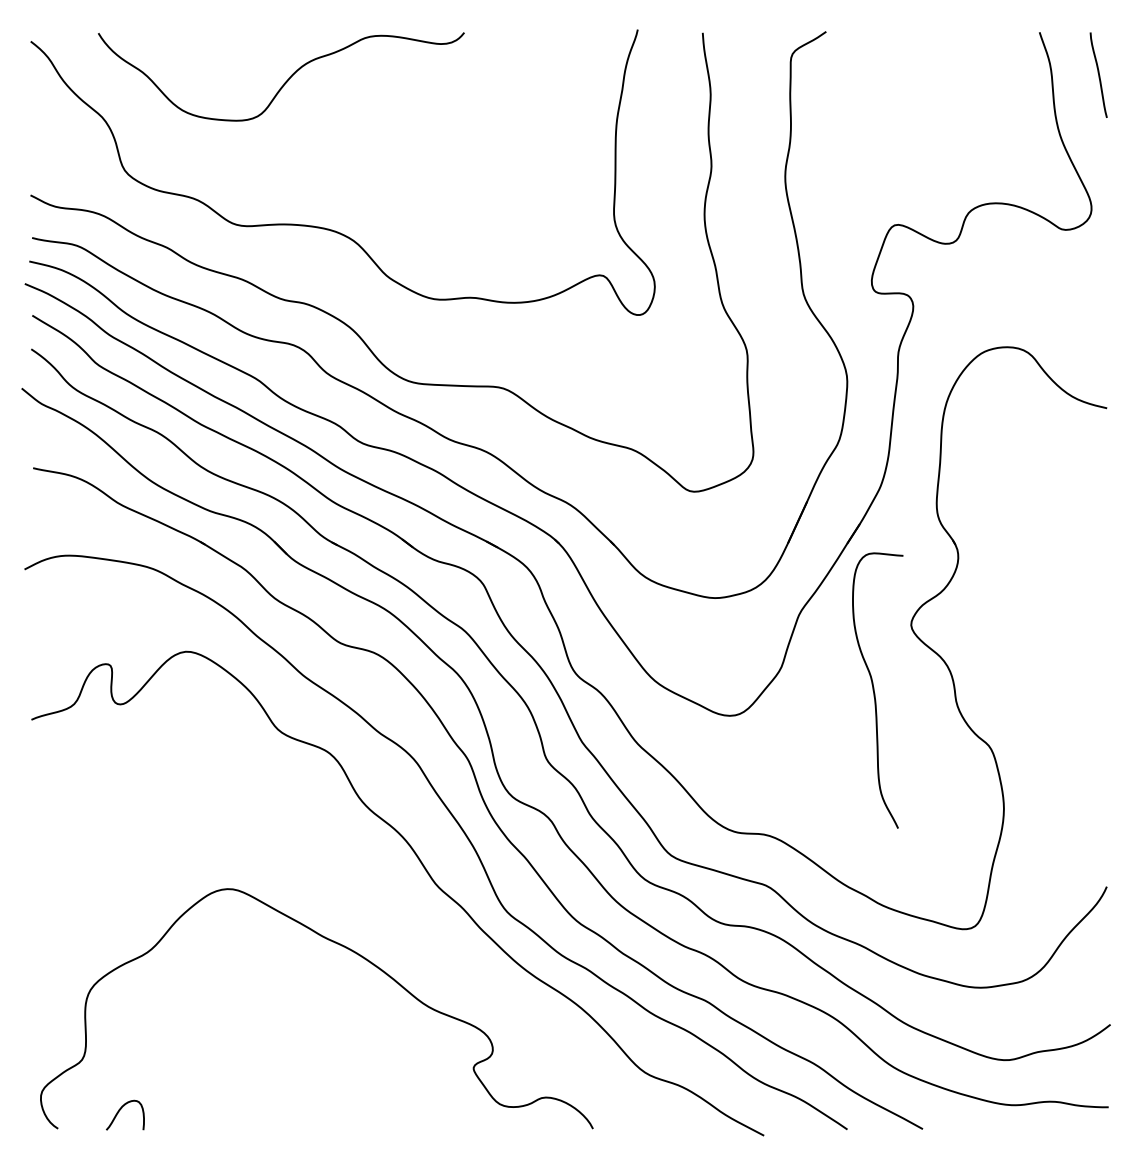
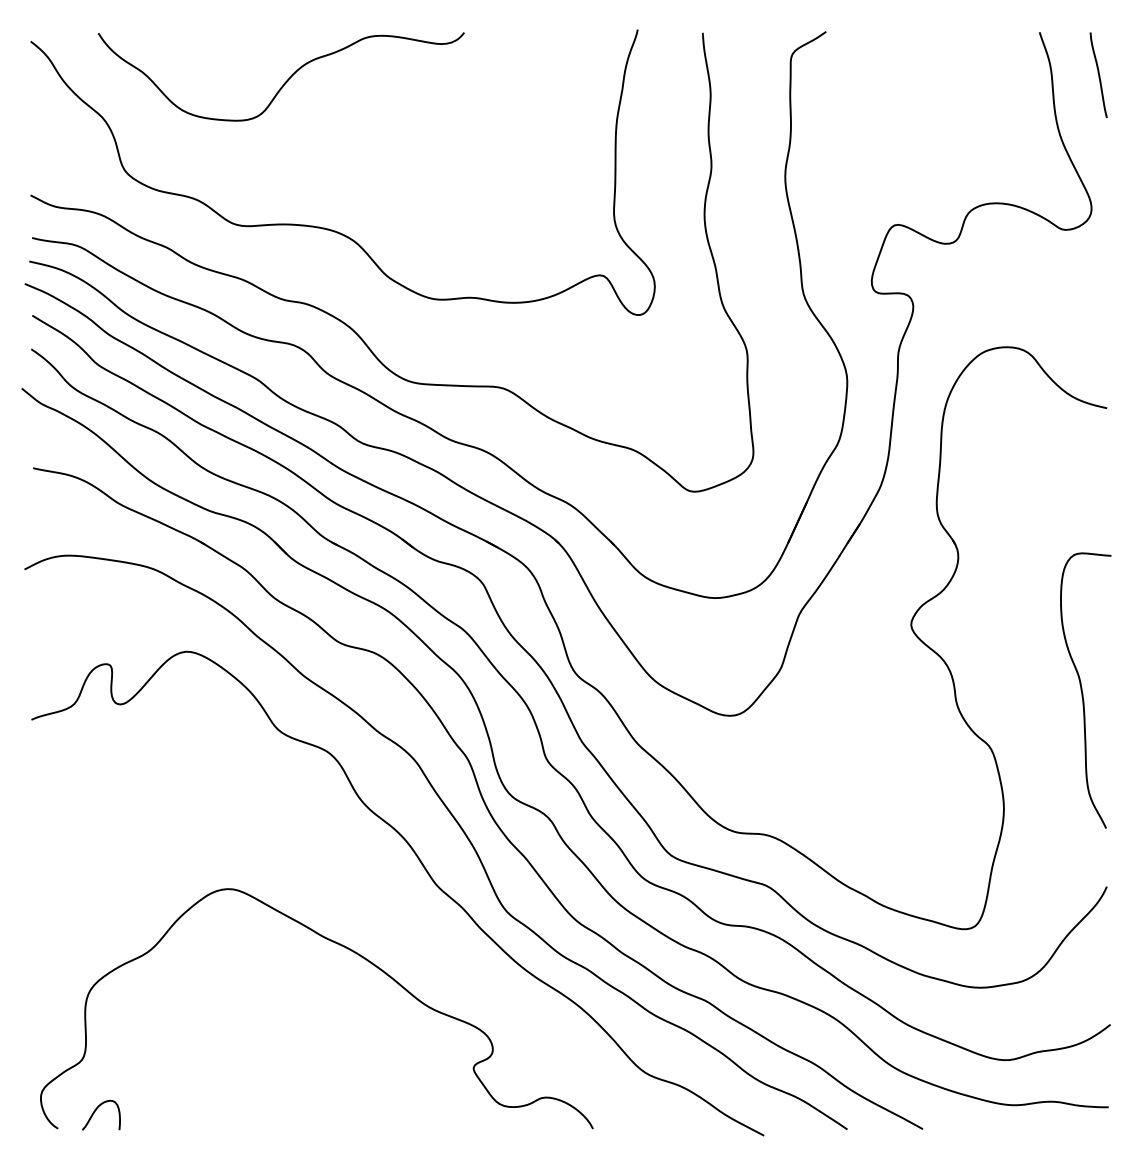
curve position: (874, 690) -> (1082, 690) (1082, 690)
curve position: (119, 1112) -> (95, 1112) (95, 1112)
